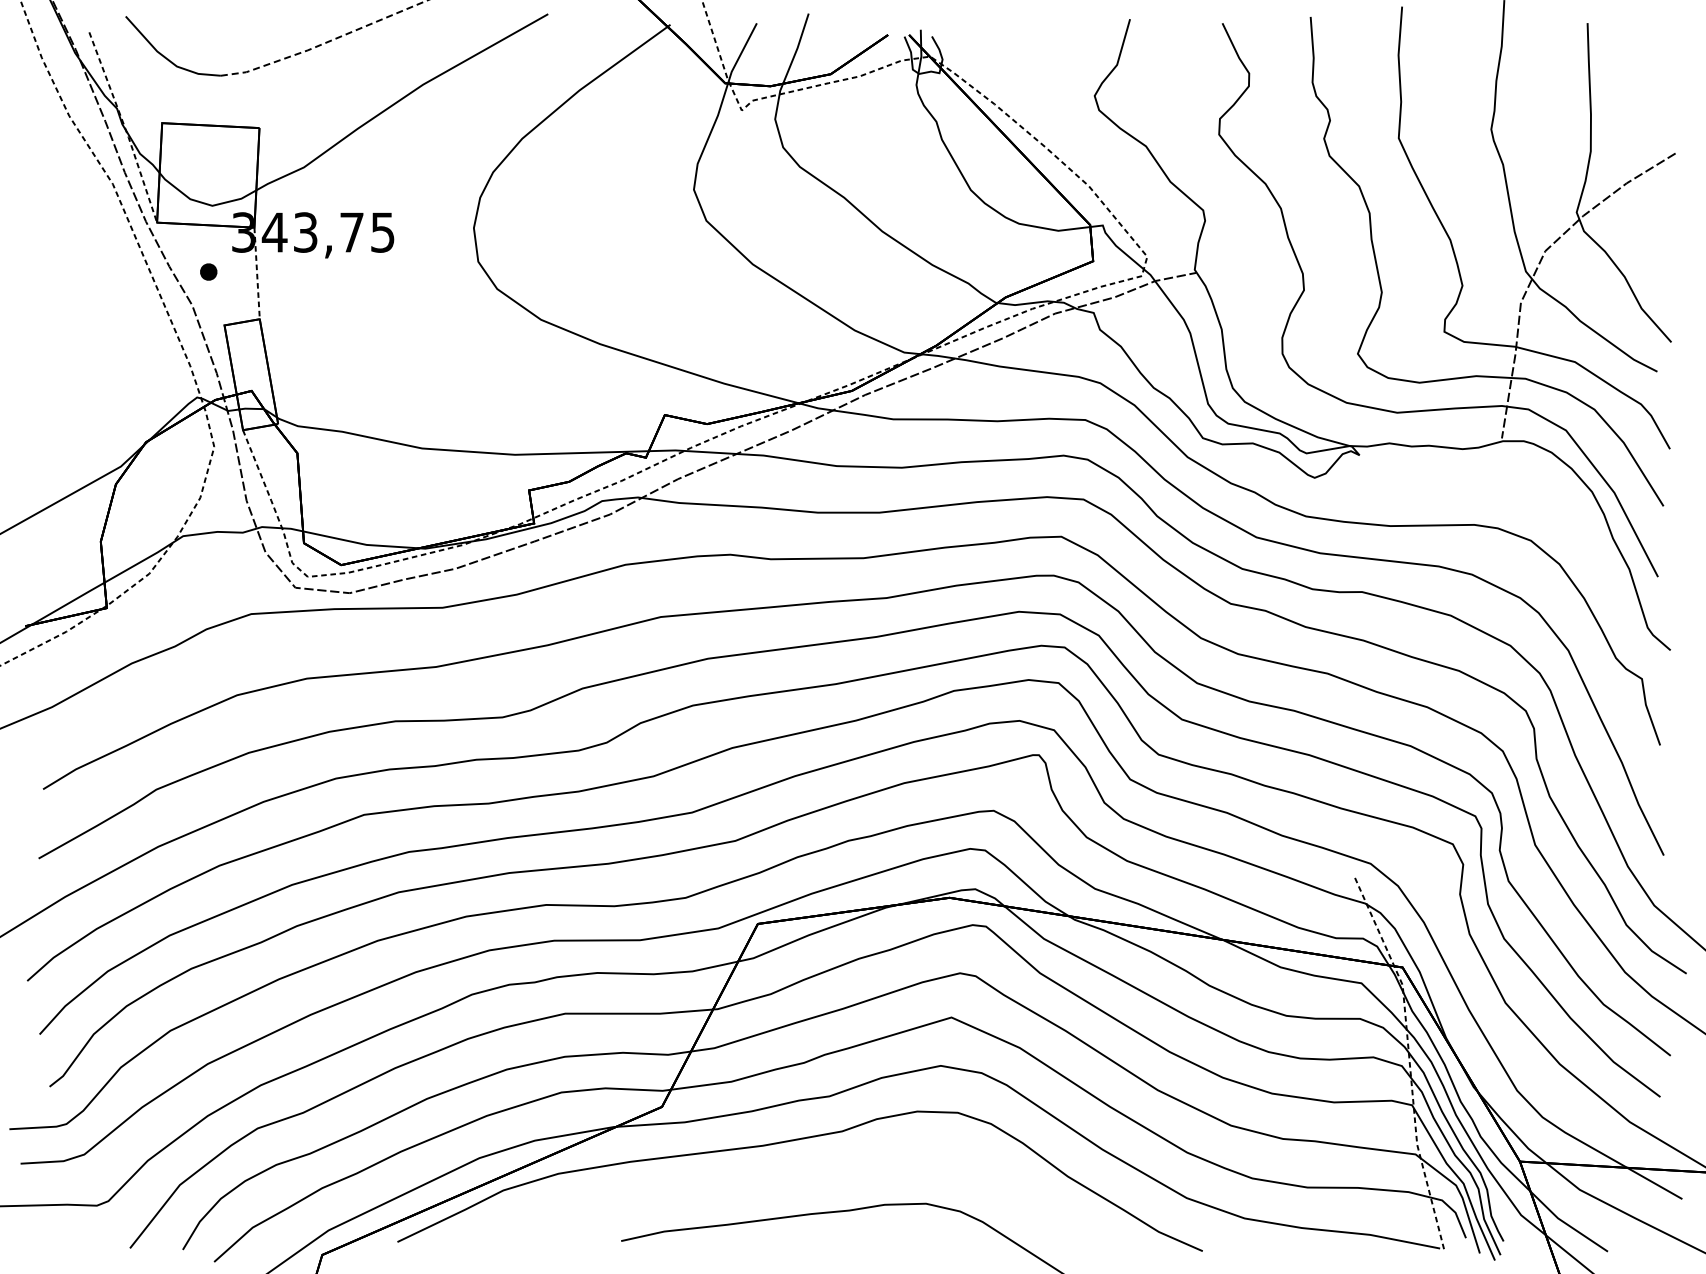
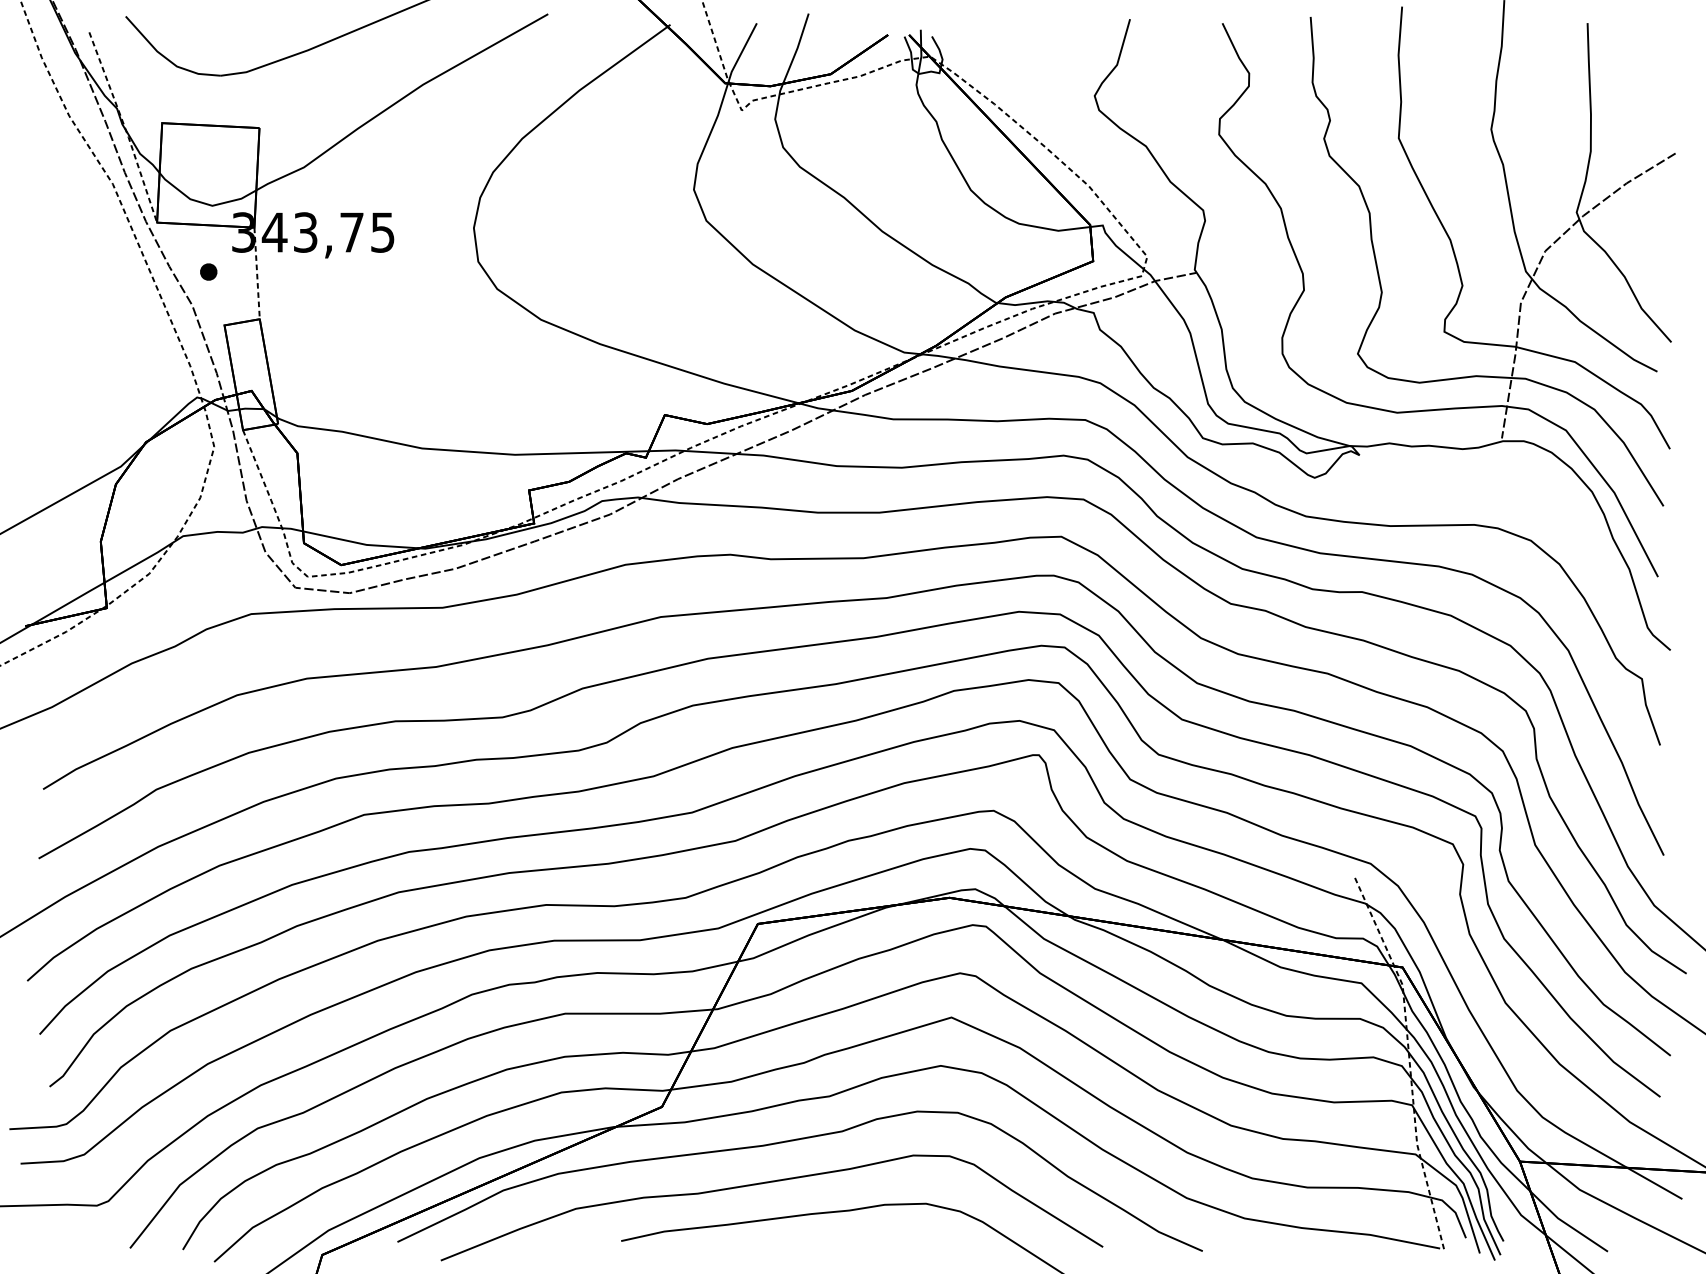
line: dashed -> solid (325, 43)
curve: none -> present (768, 1183)
